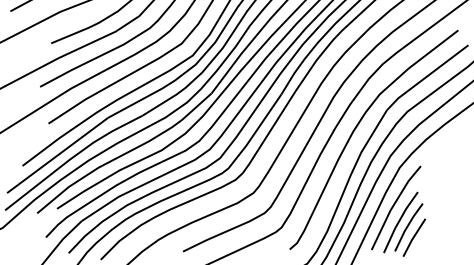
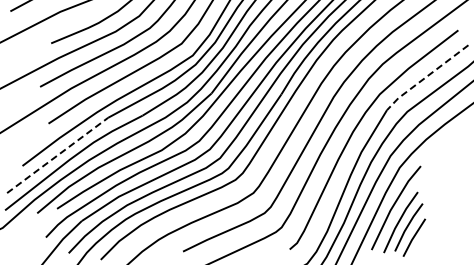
line: solid -> dashed (426, 77)
line: solid -> dashed (58, 155)
